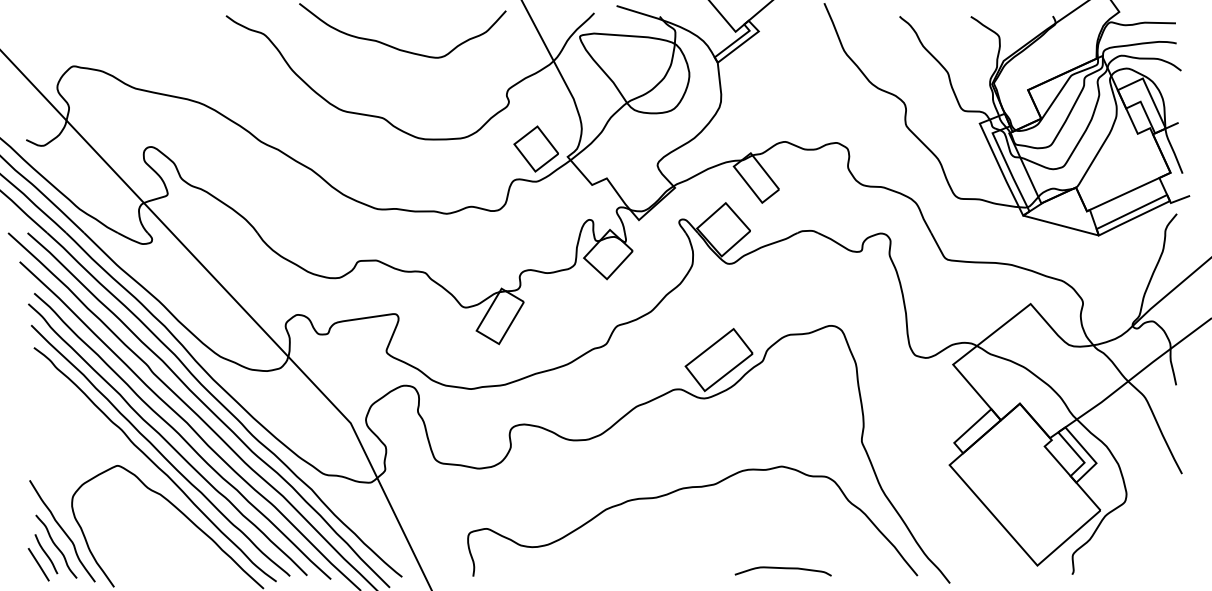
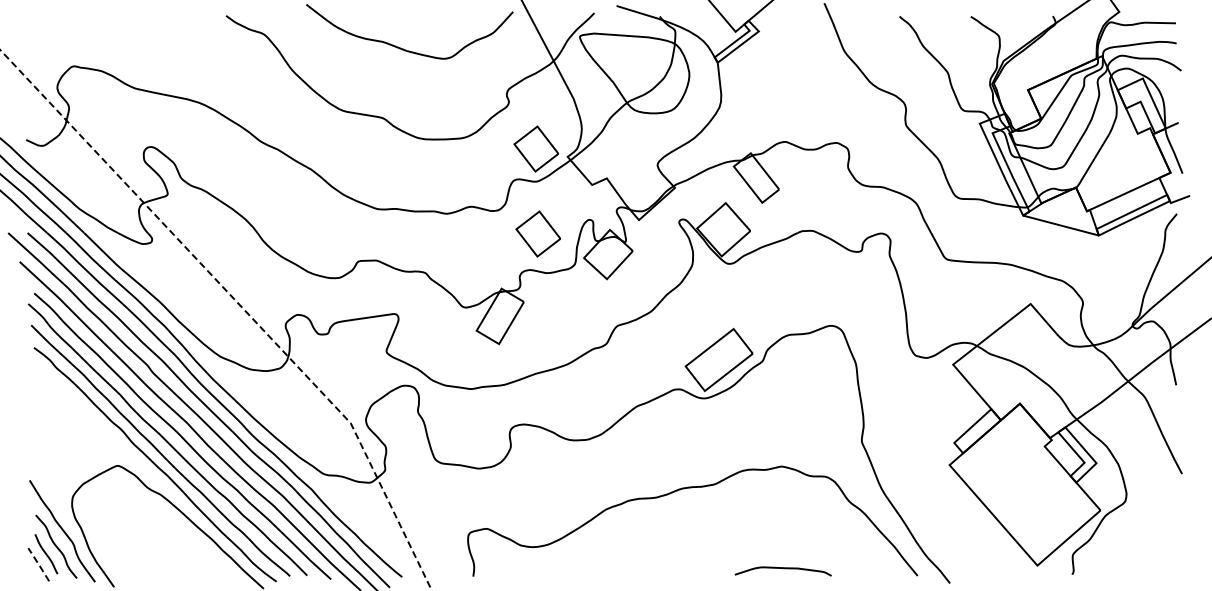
curve position: (396, 47) -> (403, 48) (403, 48)
part: none -> present (537, 233)
line: solid -> dashed (239, 305)
line: solid -> dashed (38, 564)
